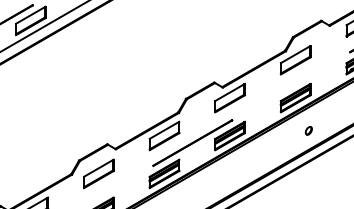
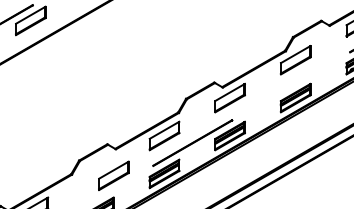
line: present -> none (44, 26)
part: present -> none (308, 130)
part position: (98, 173) -> (113, 175) (113, 175)
